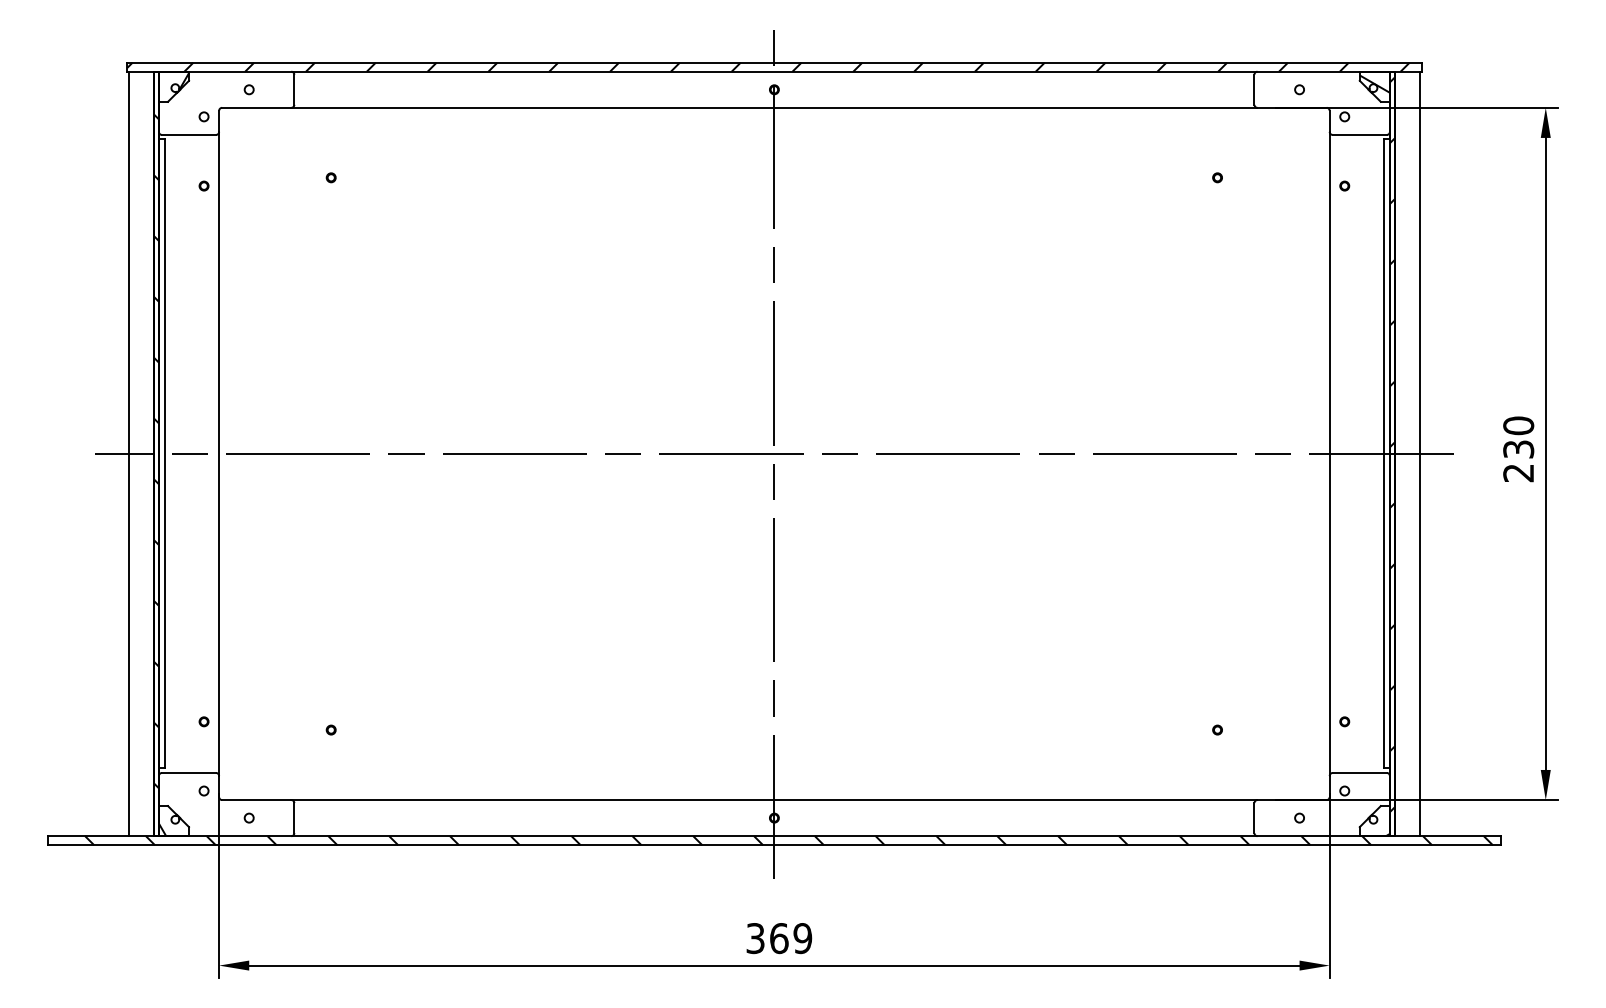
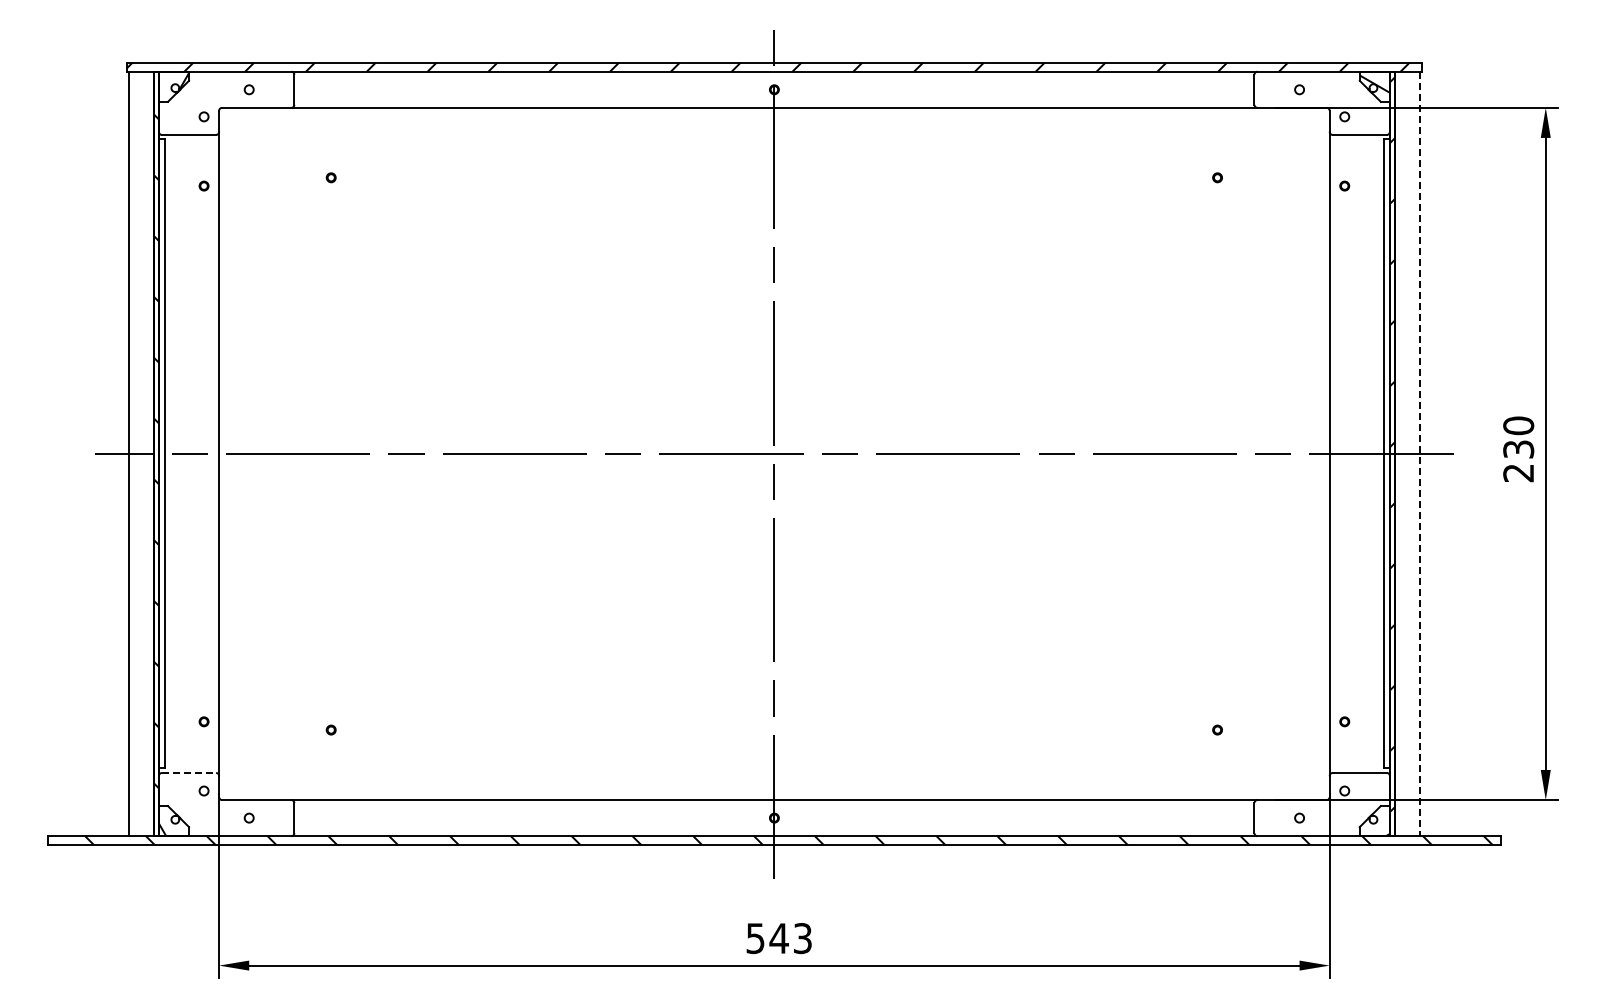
line: solid -> dashed (1419, 454)
line: solid -> dashed (189, 772)
text: 369 -> 543 (779, 938)
